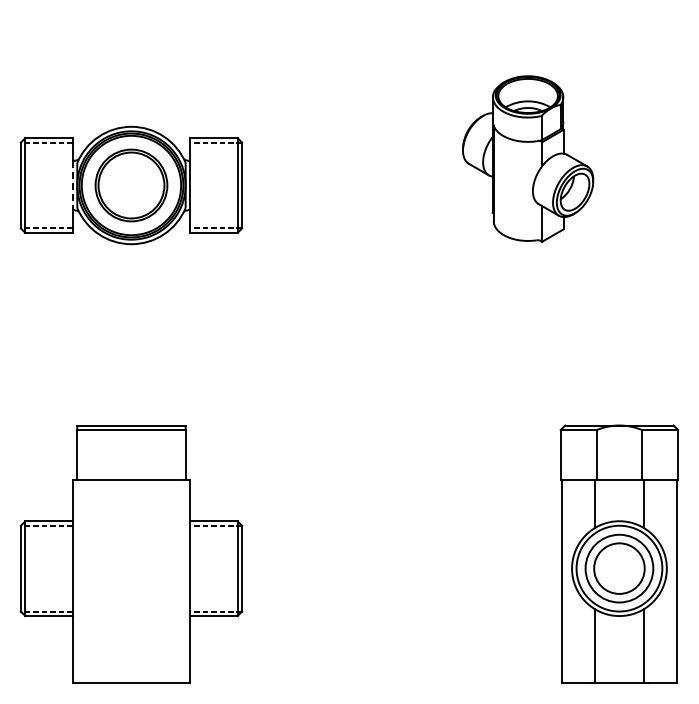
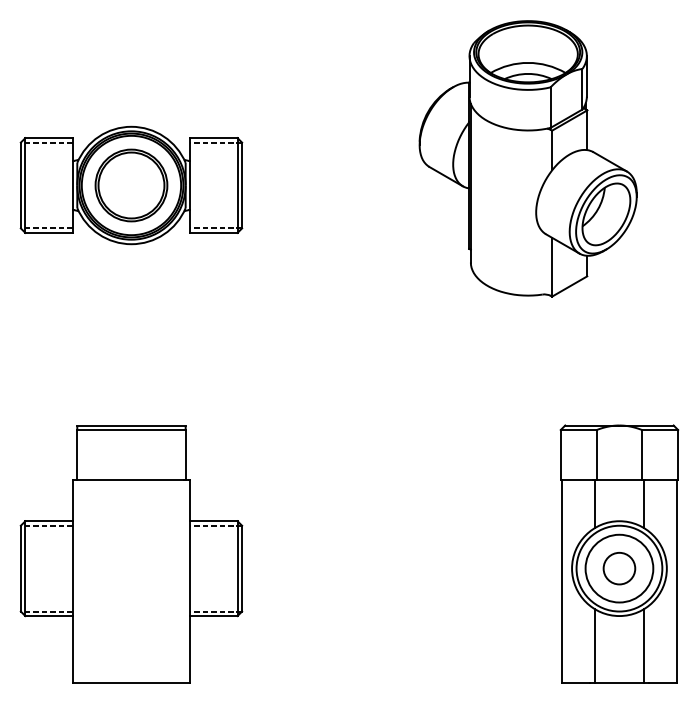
part size: 133x168 px -> 220x278 px (527, 158)
line: dashed -> solid (72, 185)
circle diameter: 51 px -> 32 px (619, 568)
